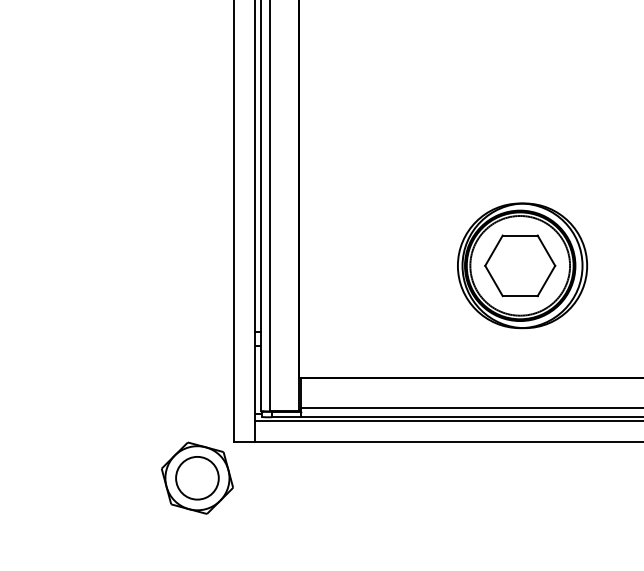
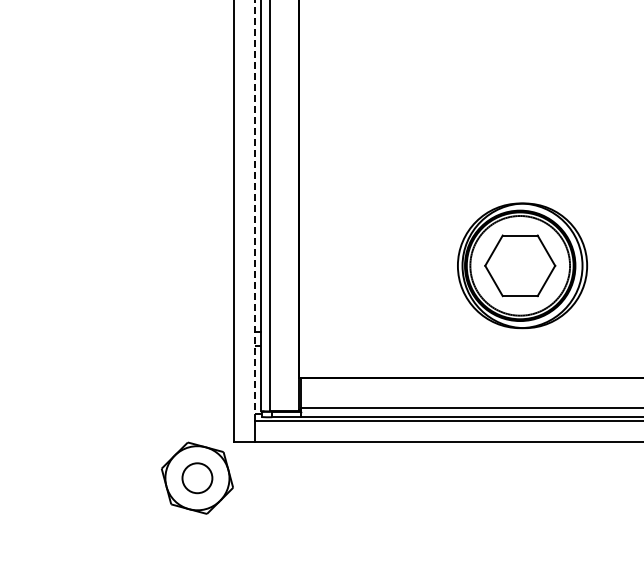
line: solid -> dashed (254, 210)
circle diameter: 43 px -> 30 px (197, 478)
